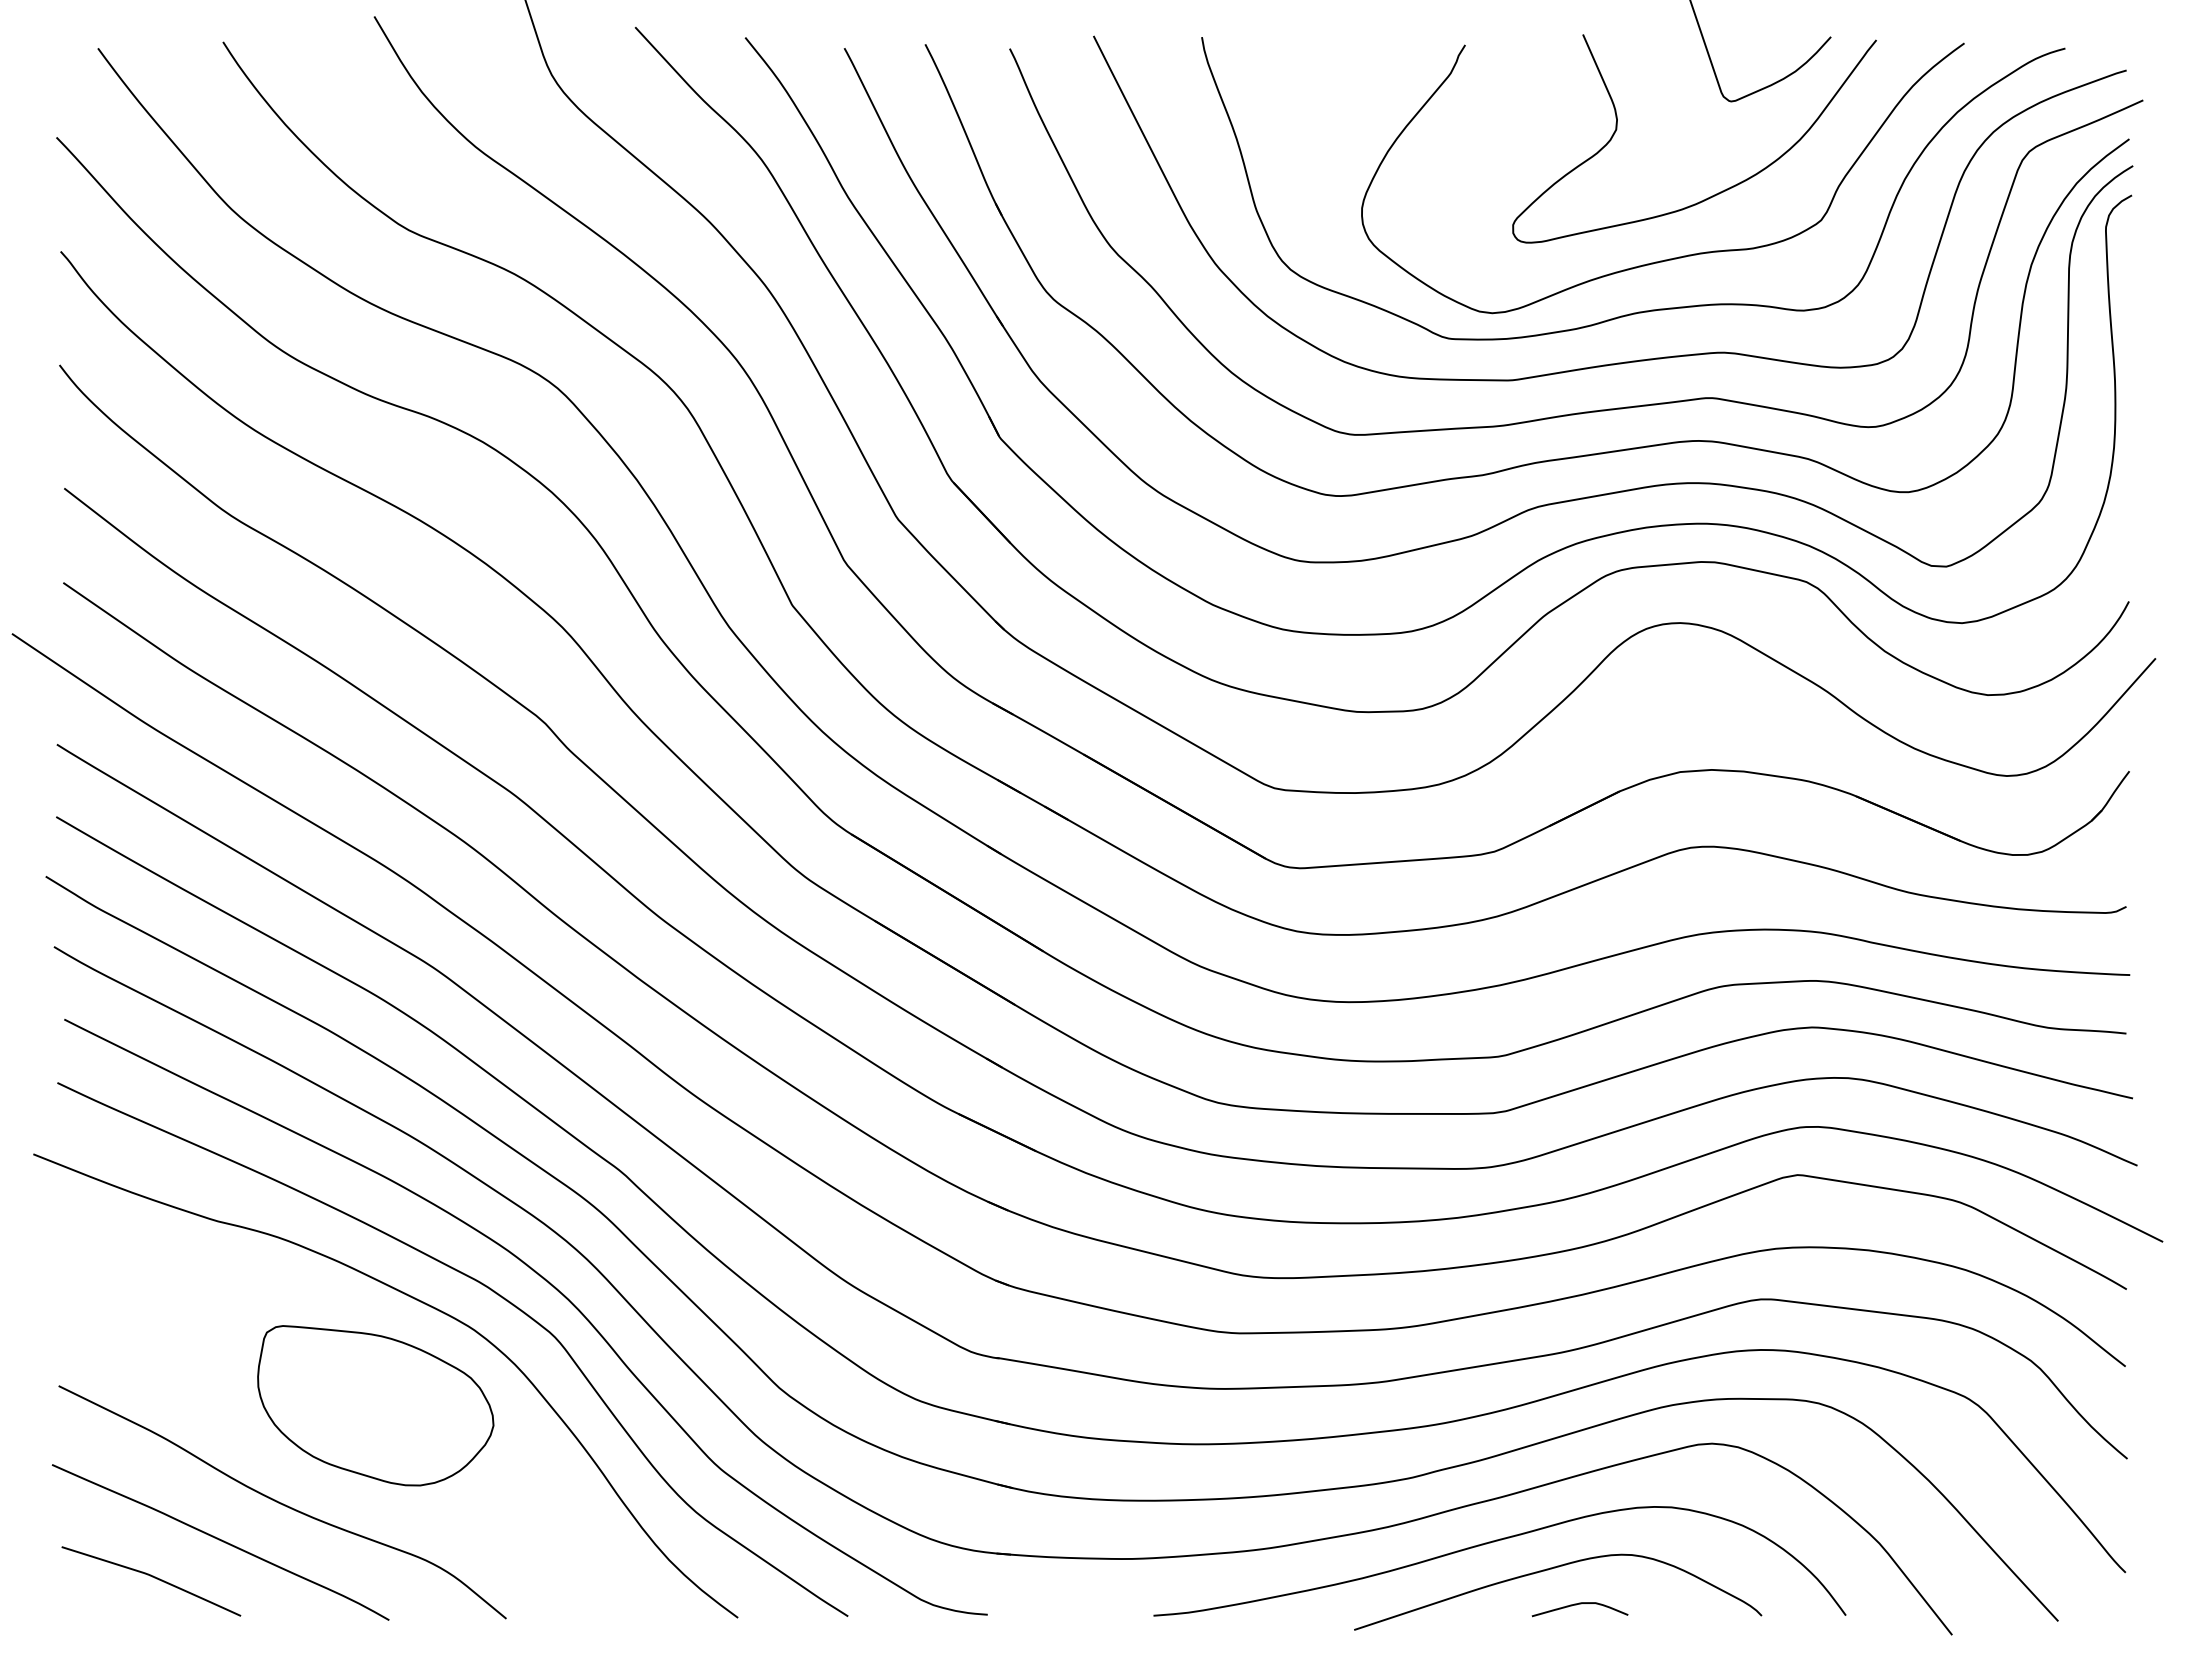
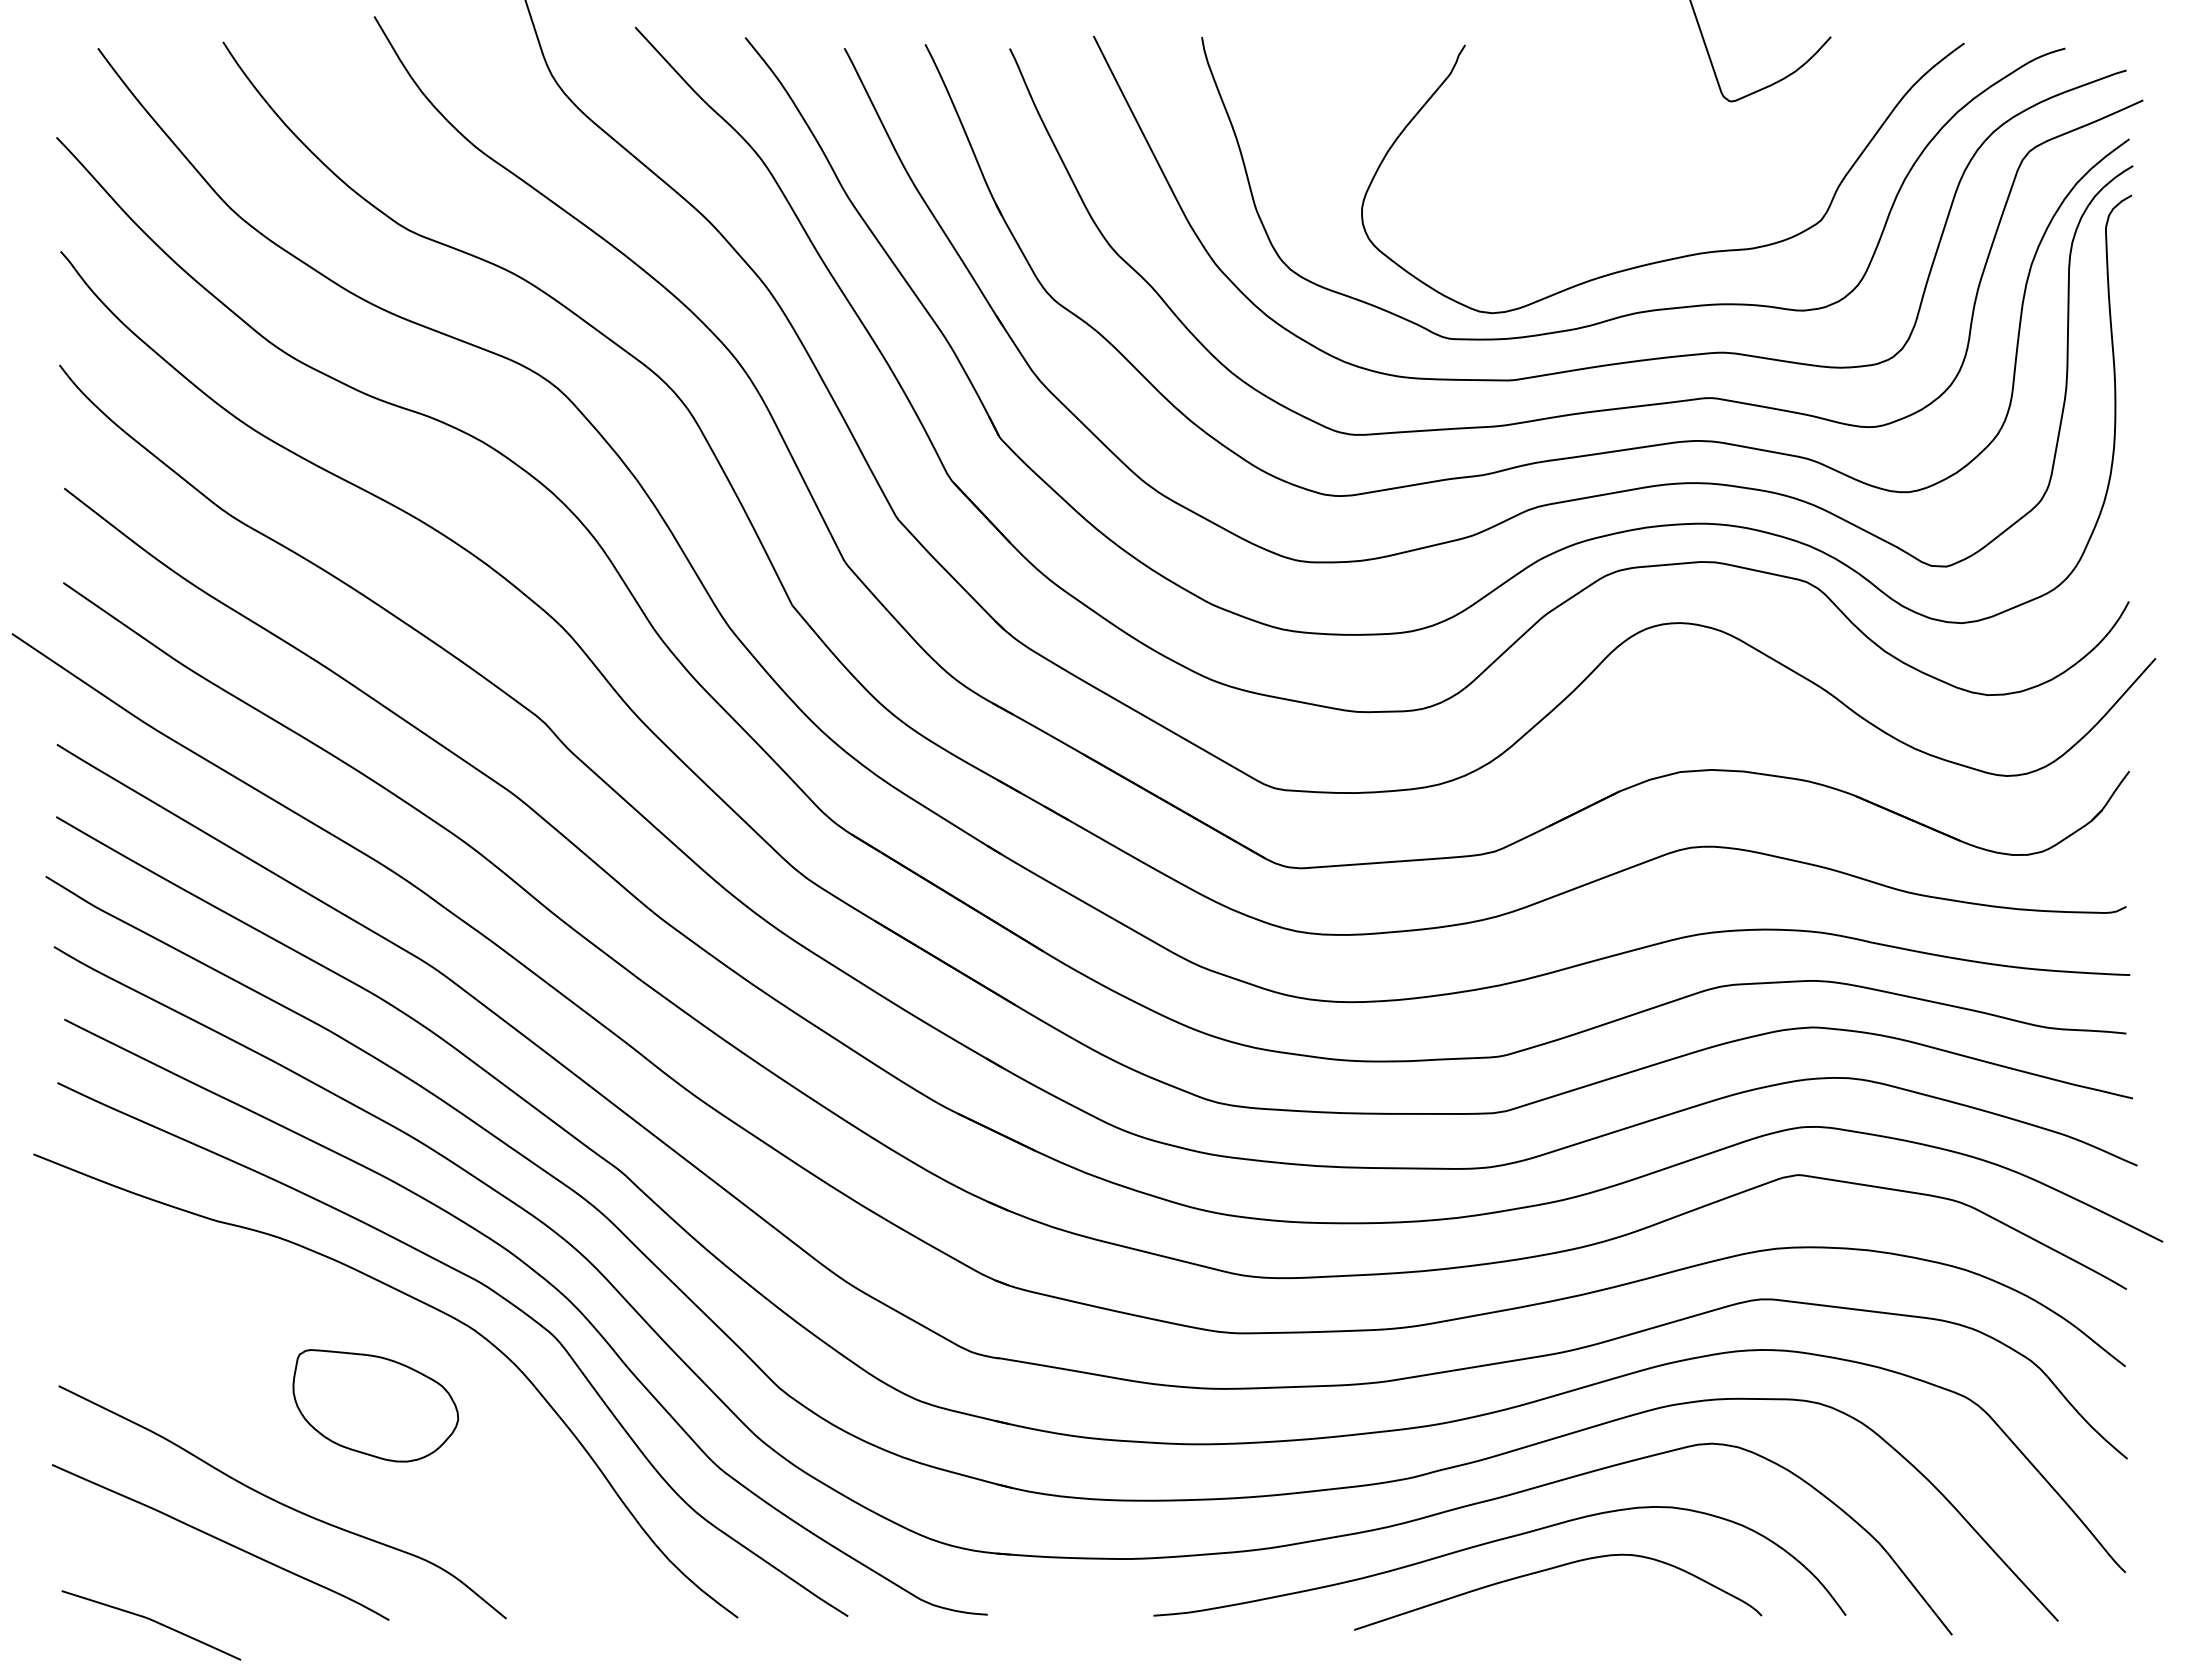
curve: present -> none (1720, 191)
part size: 238x162 px -> 168x114 px (375, 1405)
curve position: (152, 1577) -> (152, 1621) (152, 1621)
curve: present -> none (1579, 1604)
